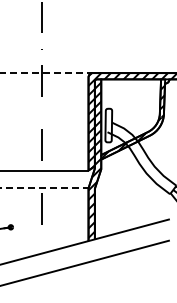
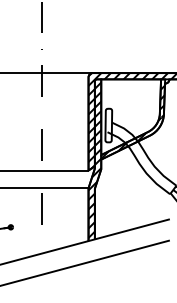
line: dashed -> solid (47, 73)
line: dashed -> solid (44, 188)
